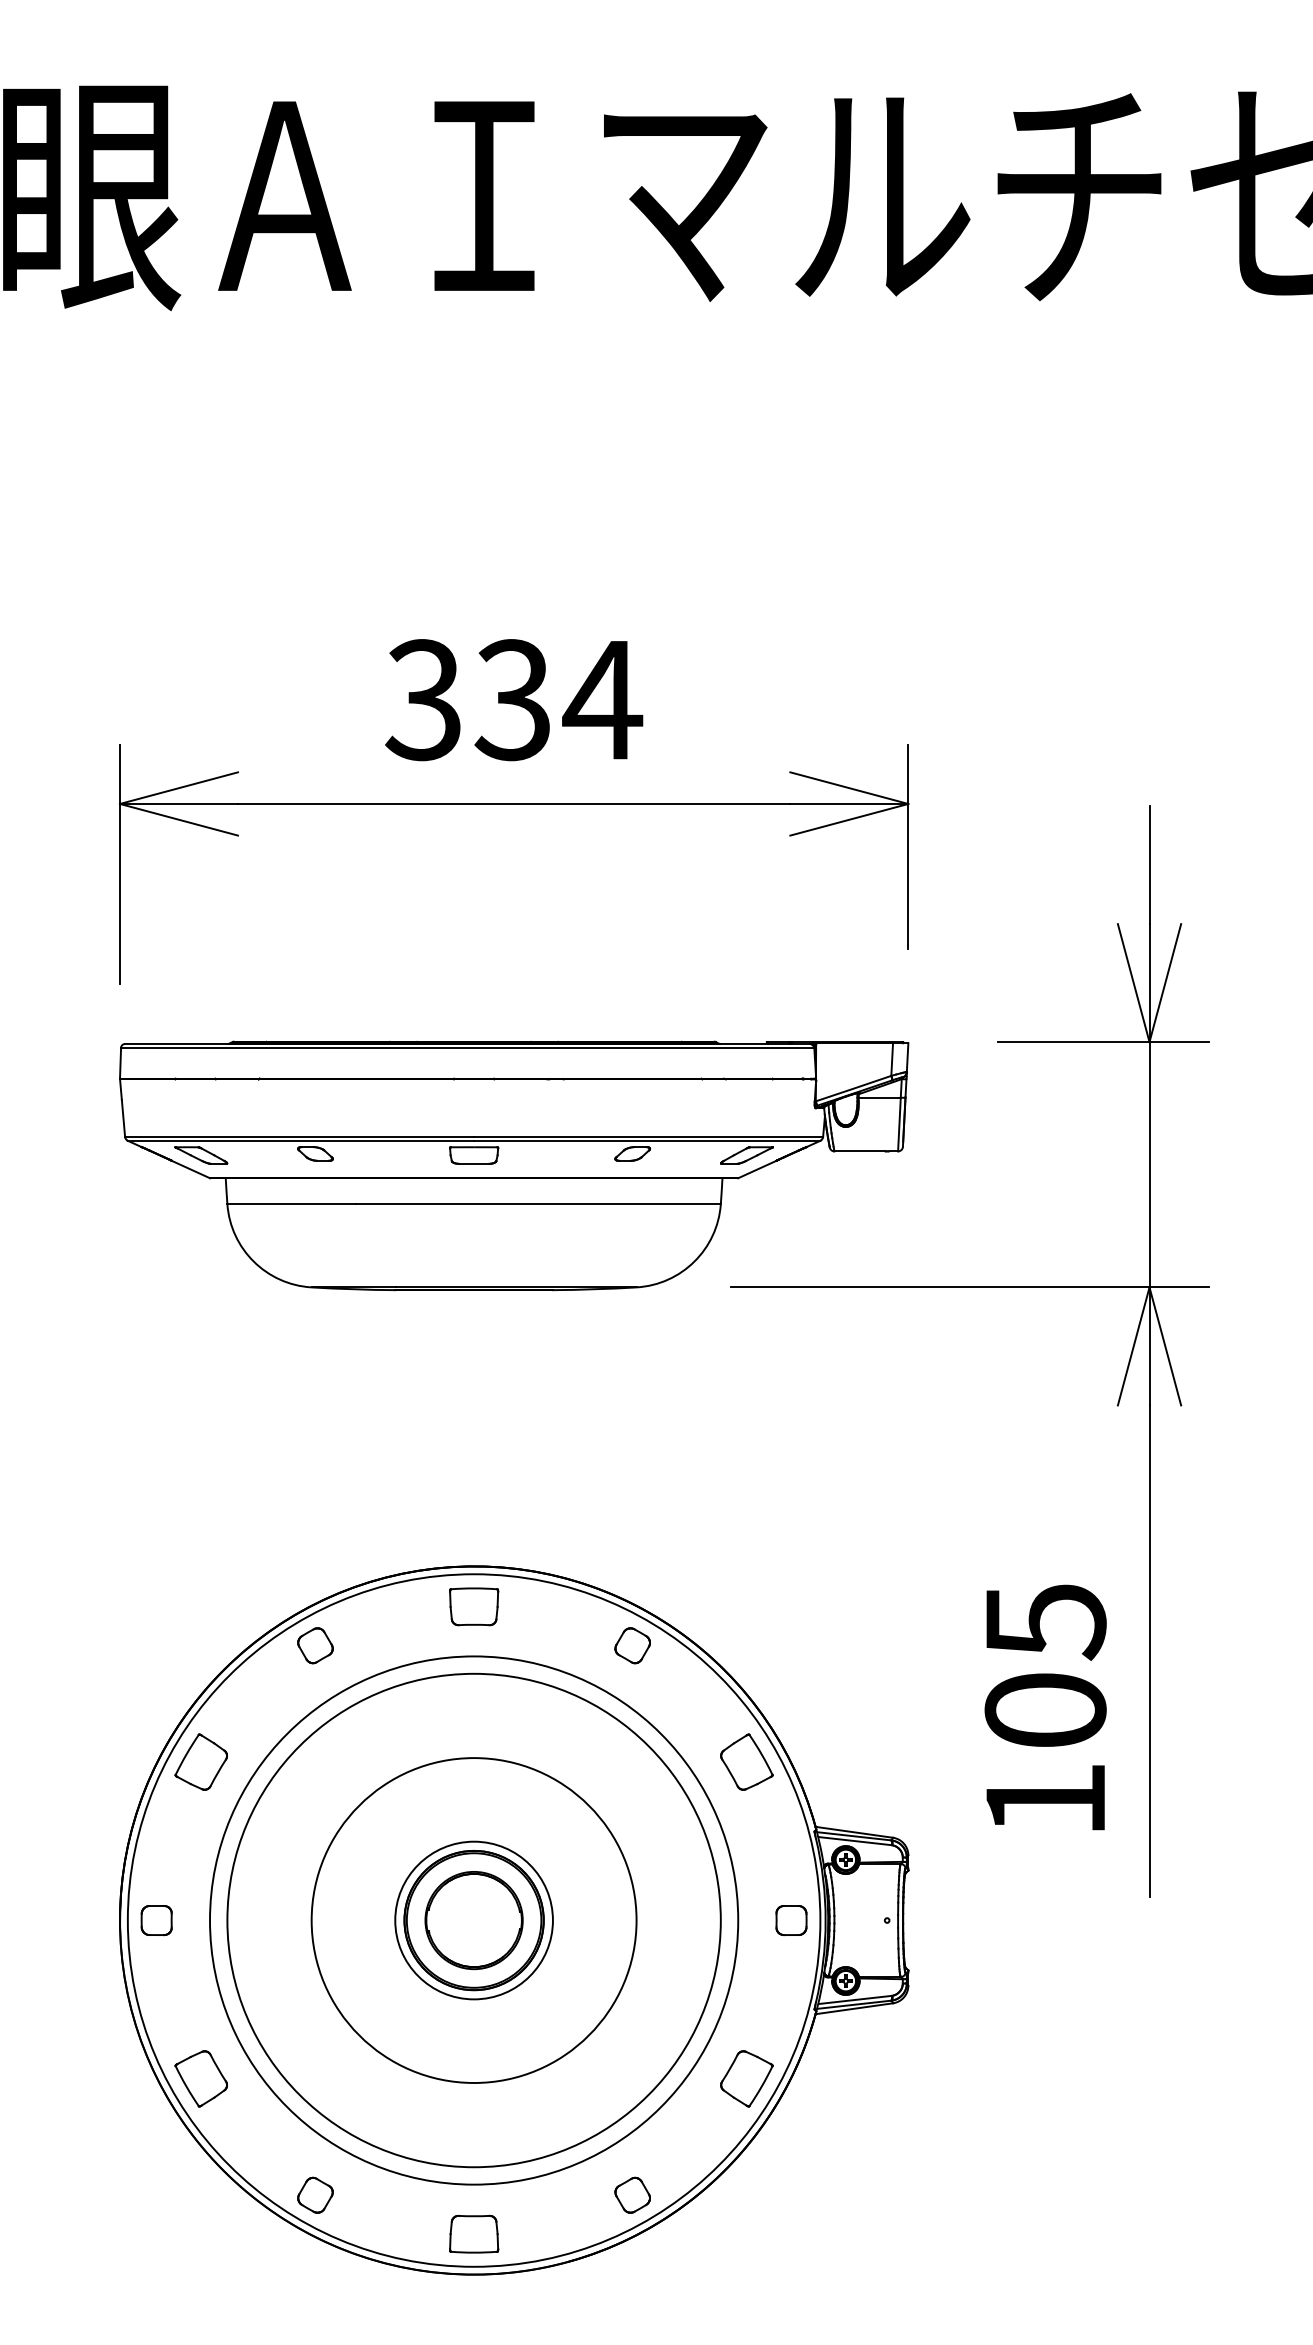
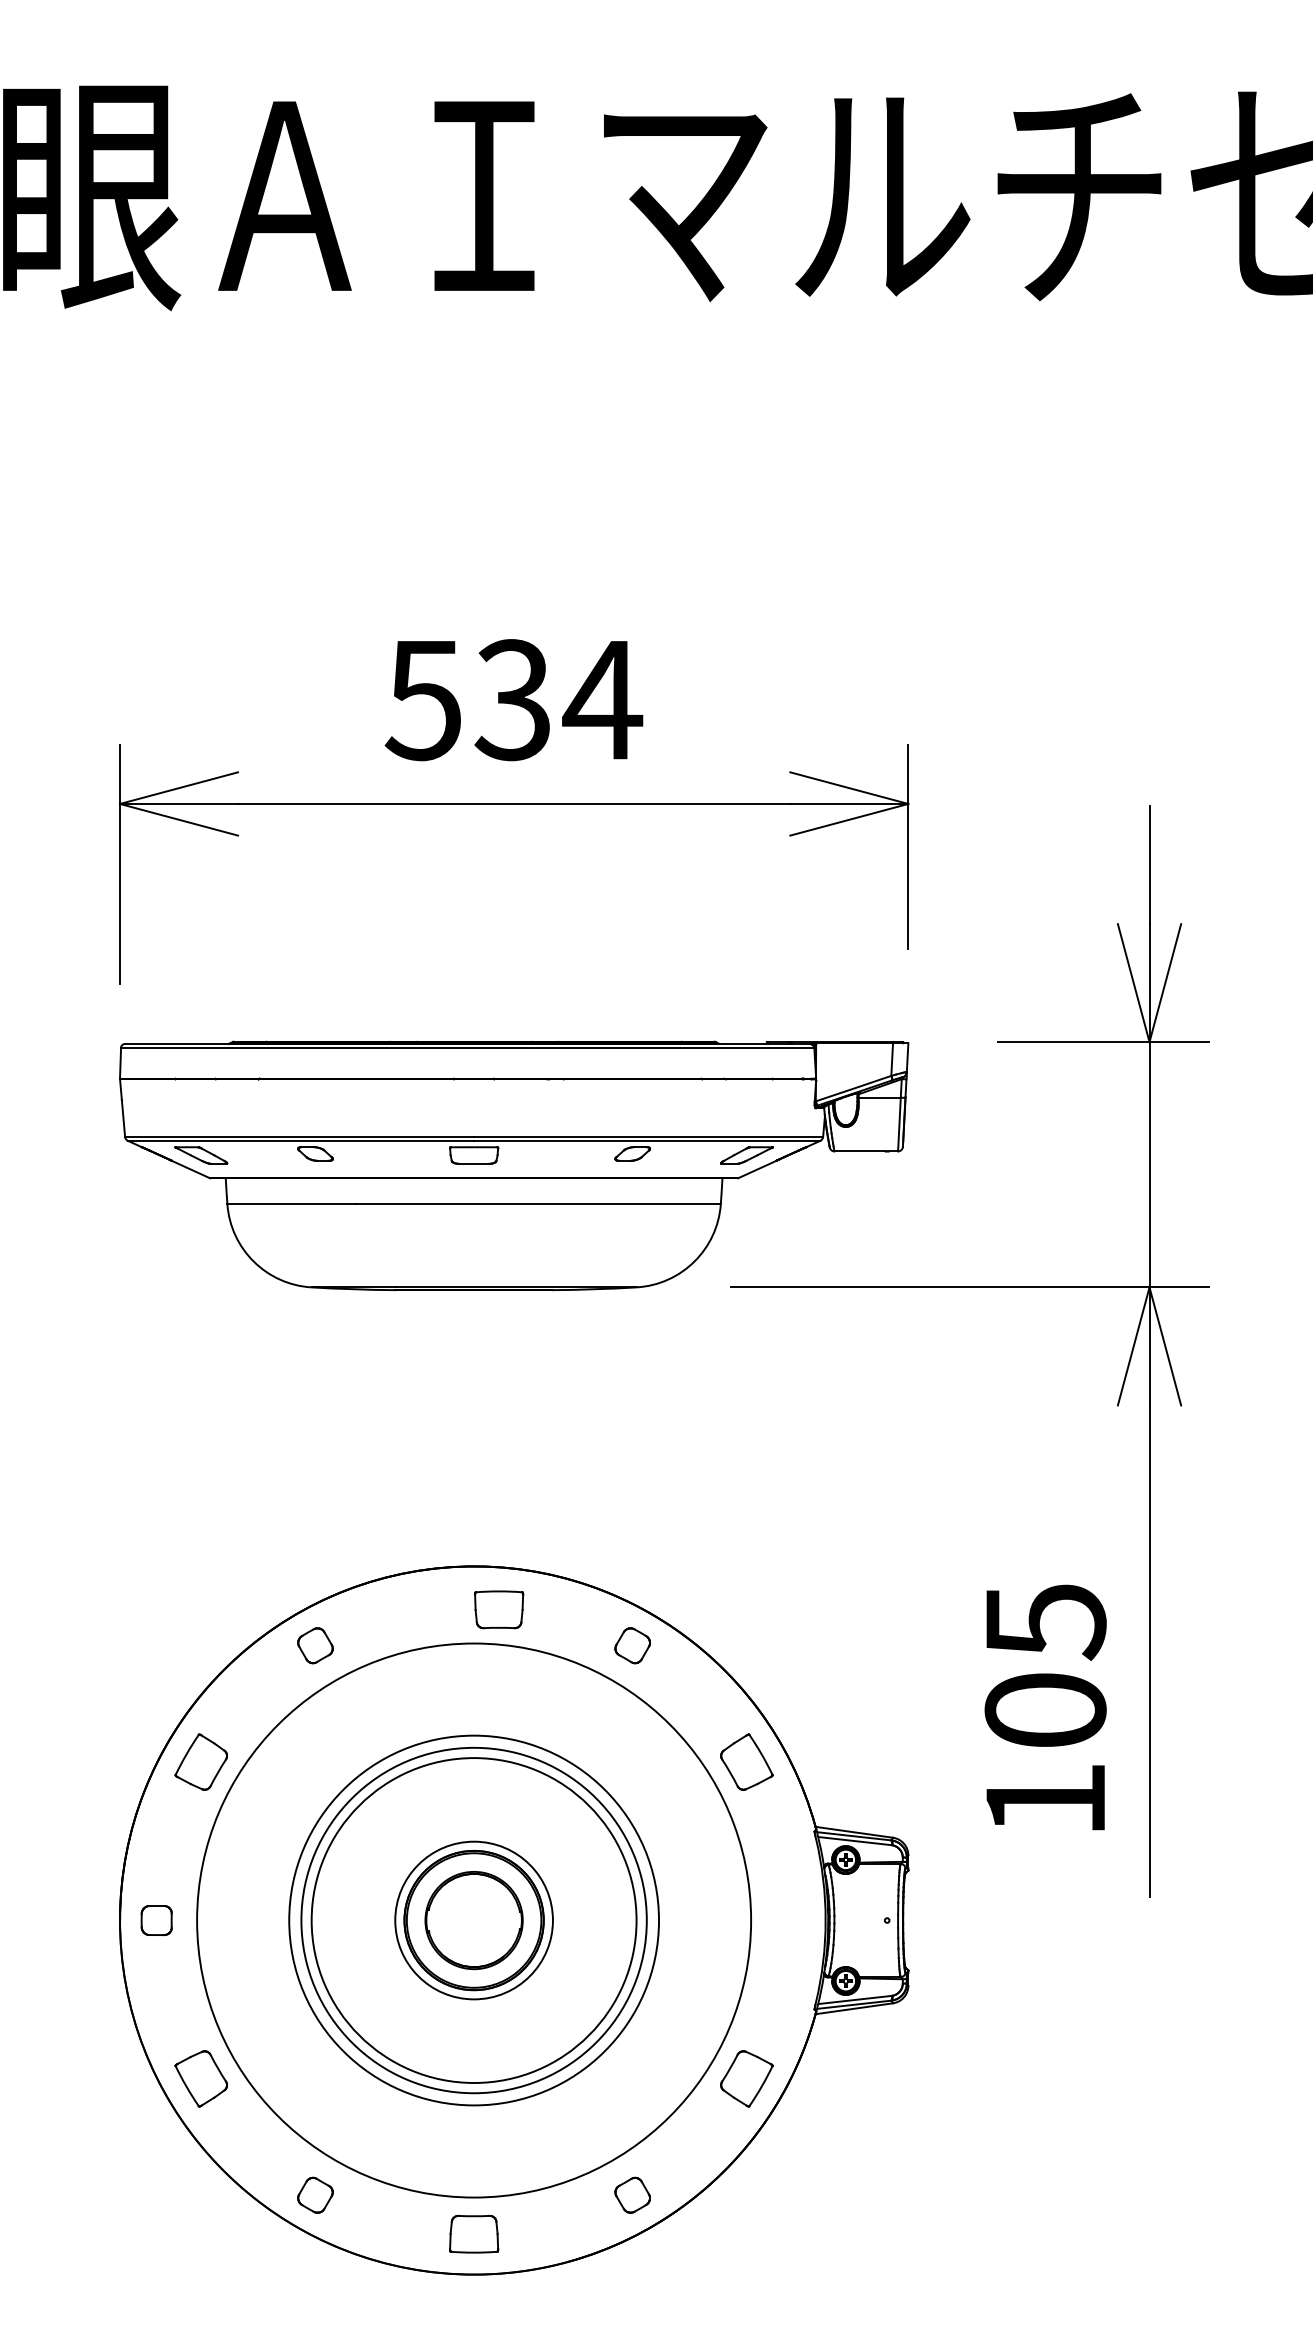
text: 334 -> 534 (422, 699)
part position: (474, 1606) -> (499, 1609) (499, 1609)
circle diameter: 493 px -> 345 px (473, 1920)
circle diameter: 693 px -> 554 px (474, 1920)
circle diameter: 528 px -> 370 px (474, 1920)
part: present -> none (791, 1920)
